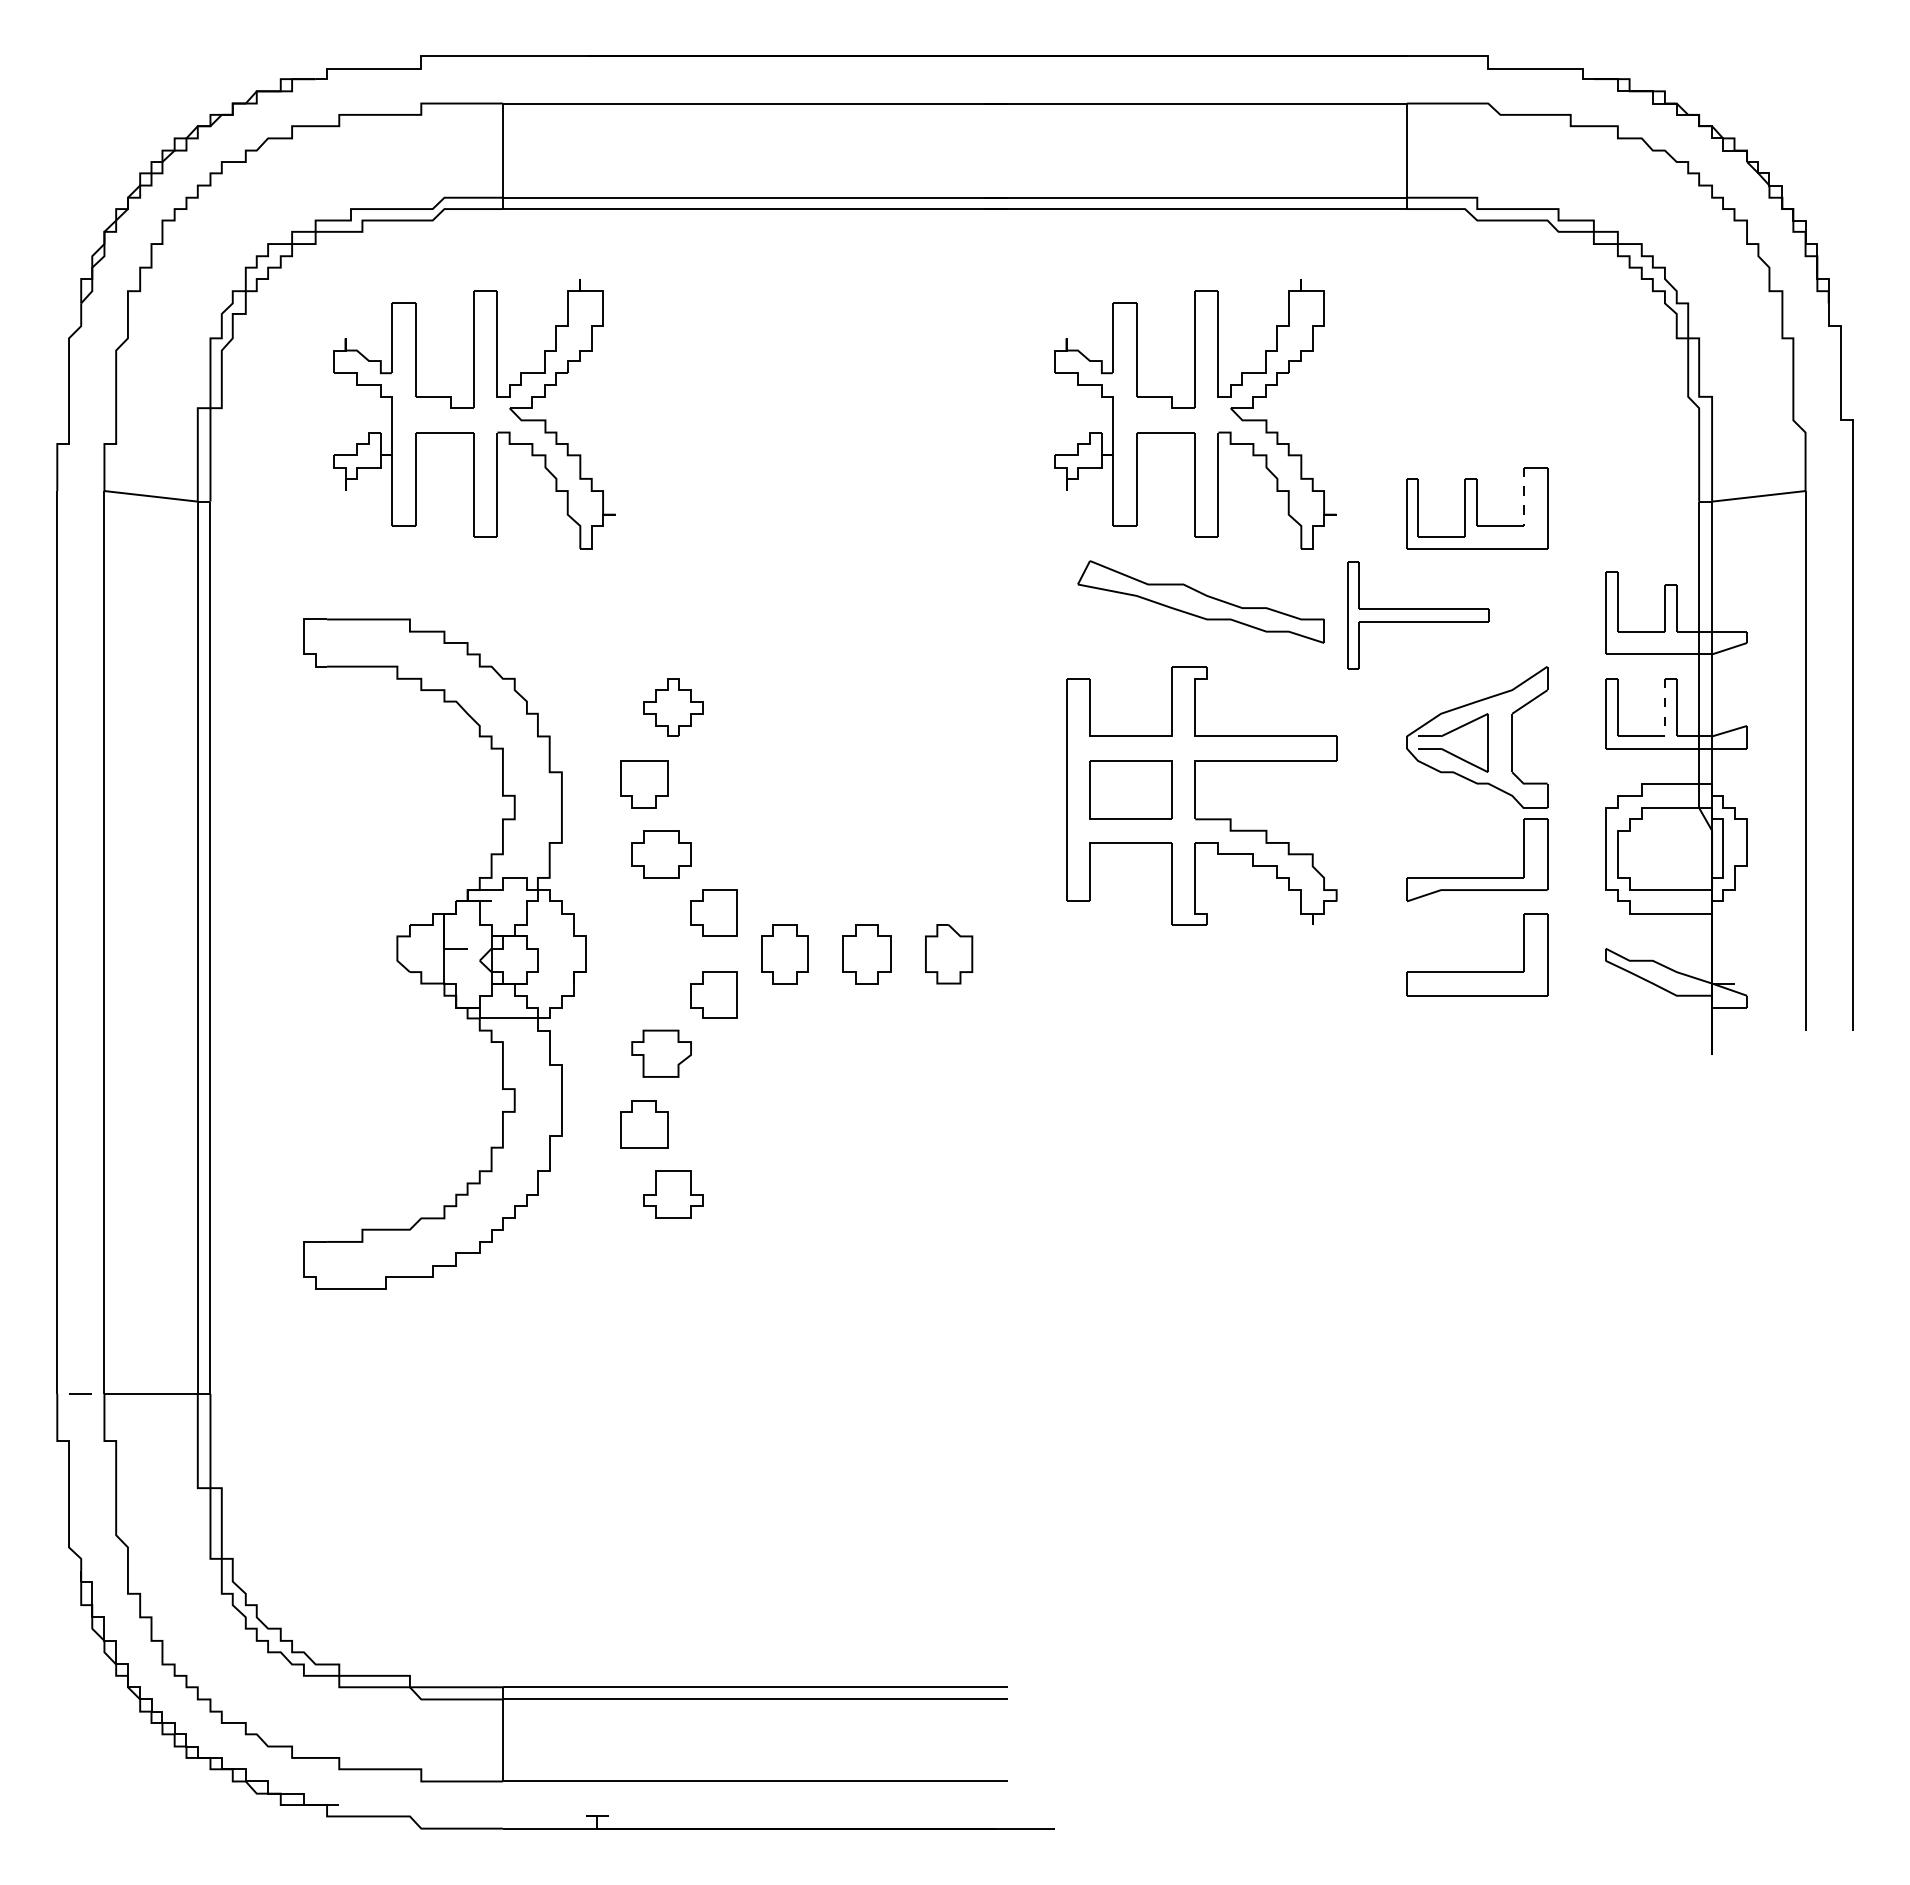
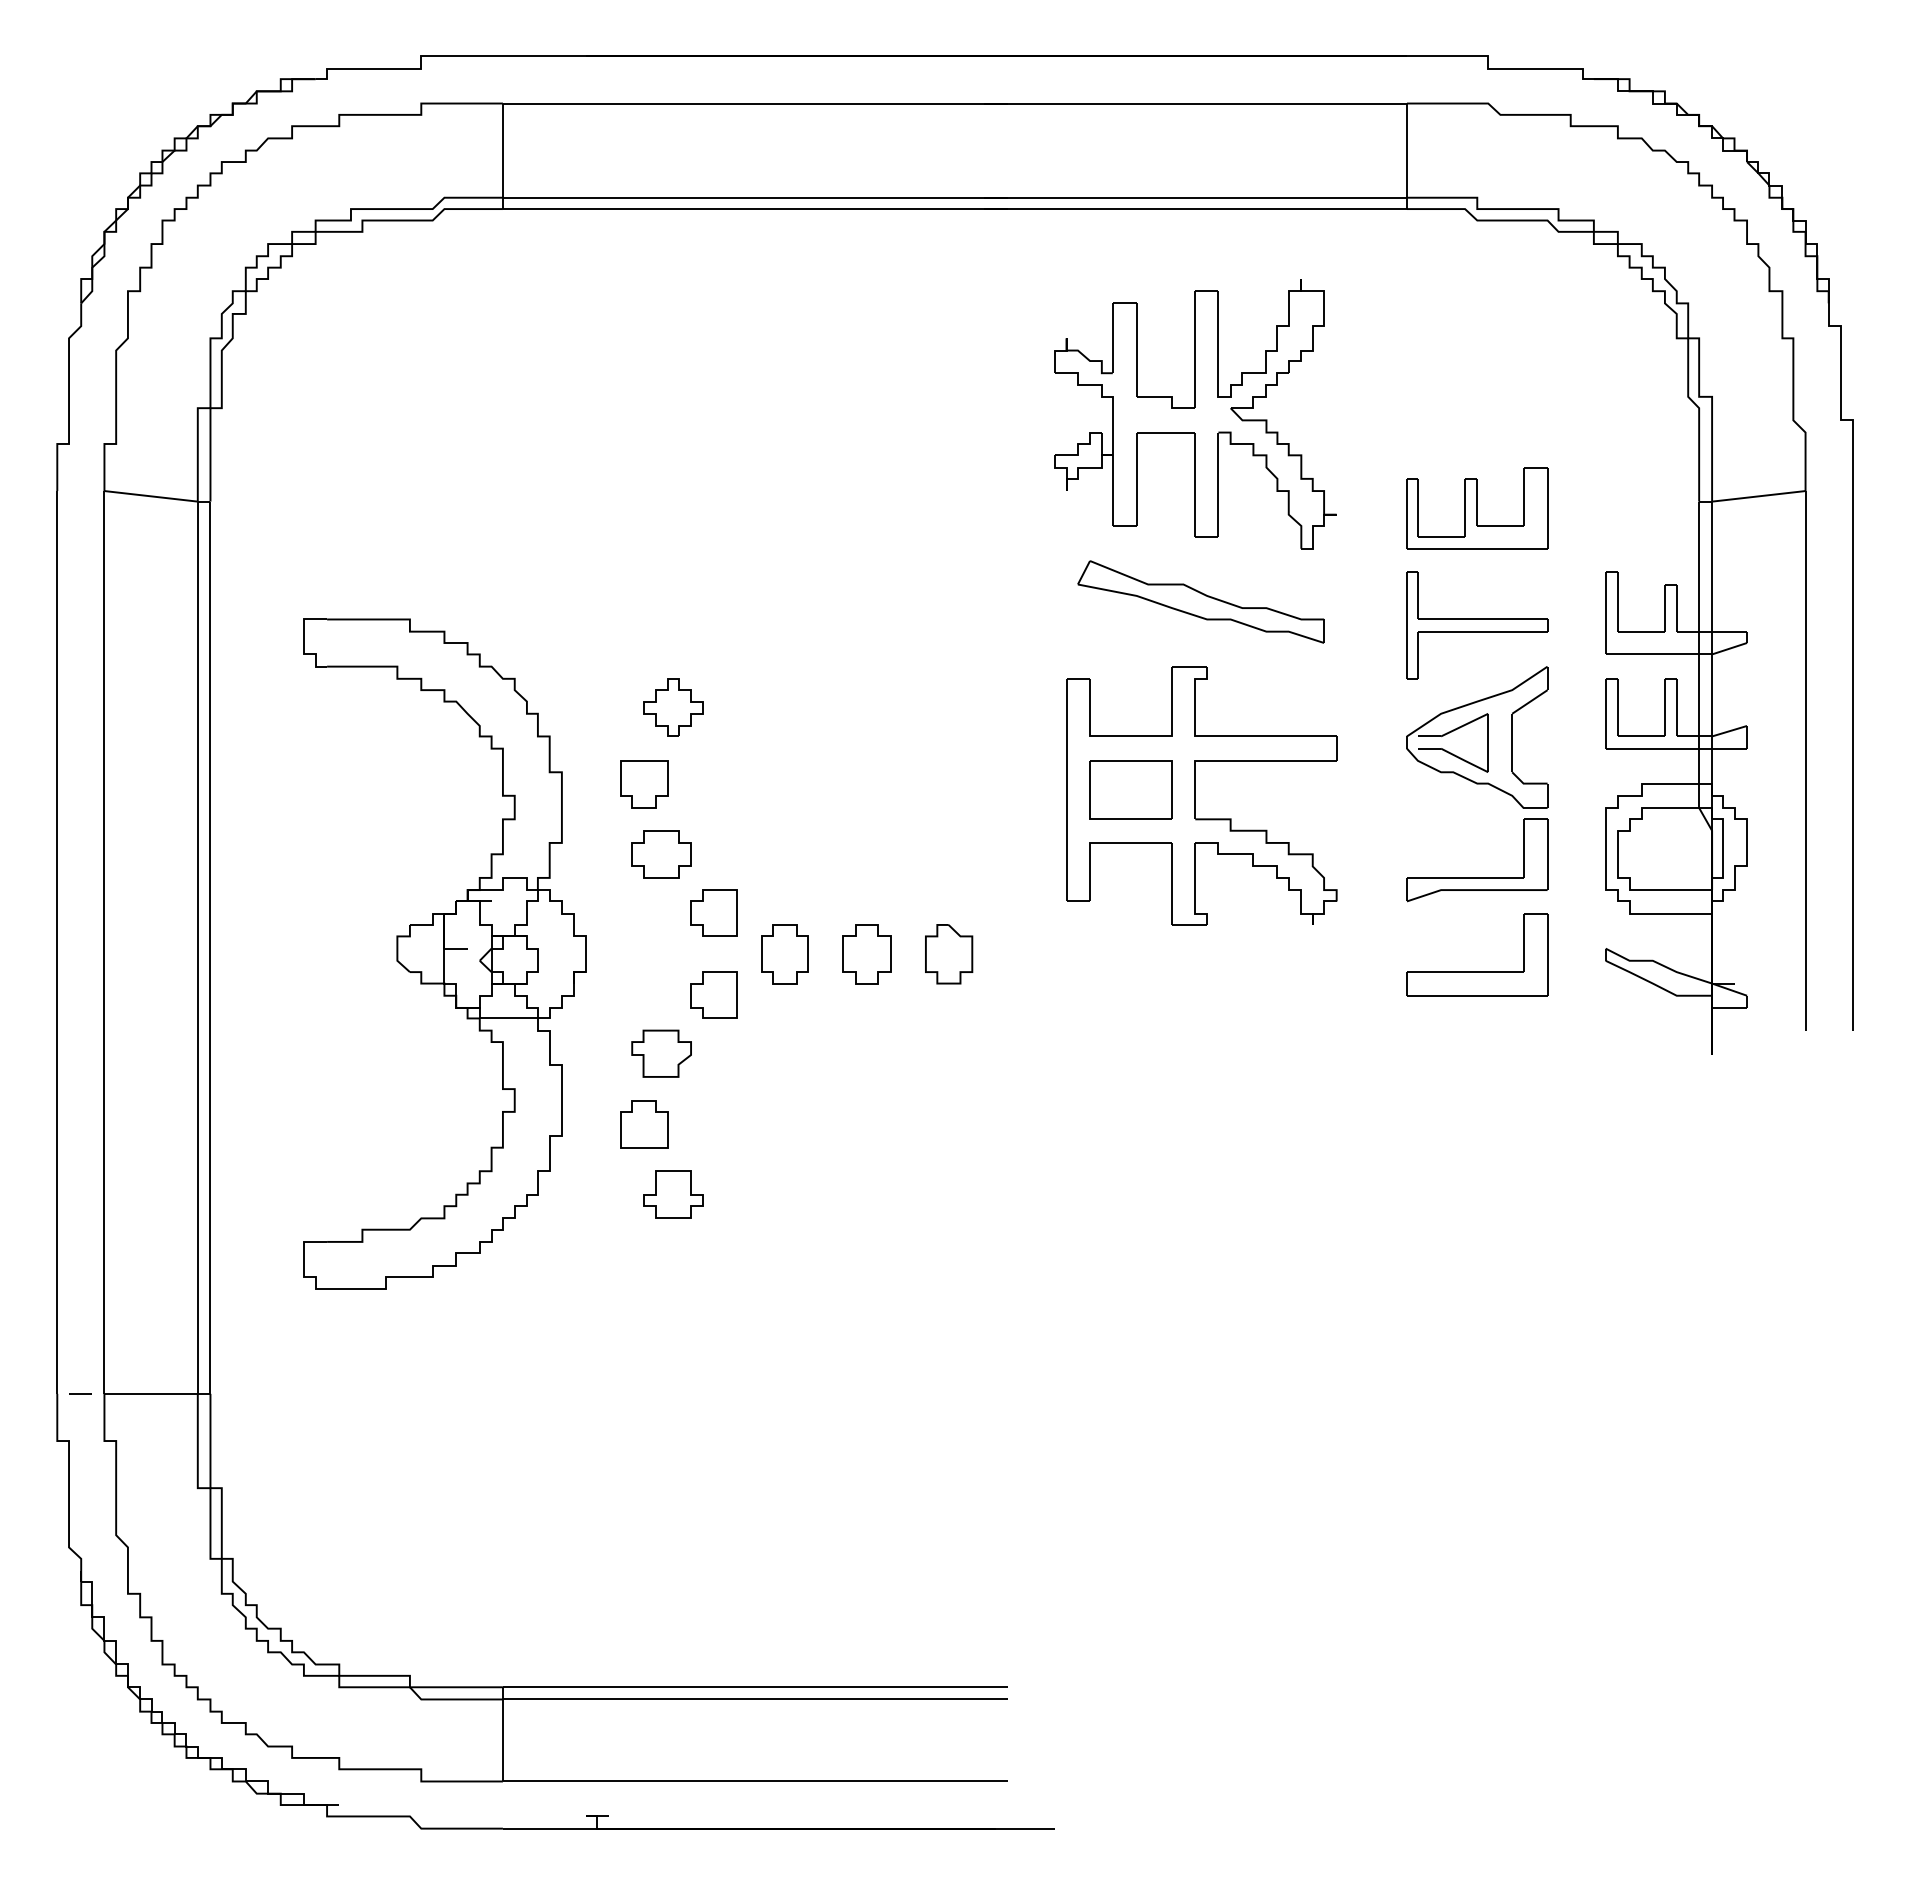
part: present -> none (474, 414)
line: dashed -> solid (1523, 497)
part position: (1418, 615) -> (1477, 625) (1477, 625)
line: dashed -> solid (1664, 707)
